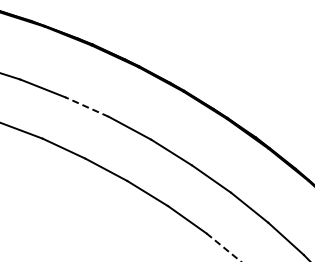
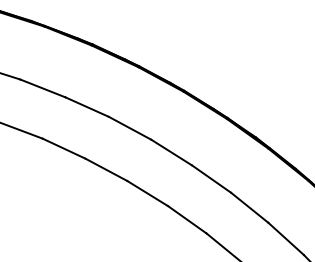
line: dashed -> solid (87, 107)
line: dashed -> solid (224, 247)
